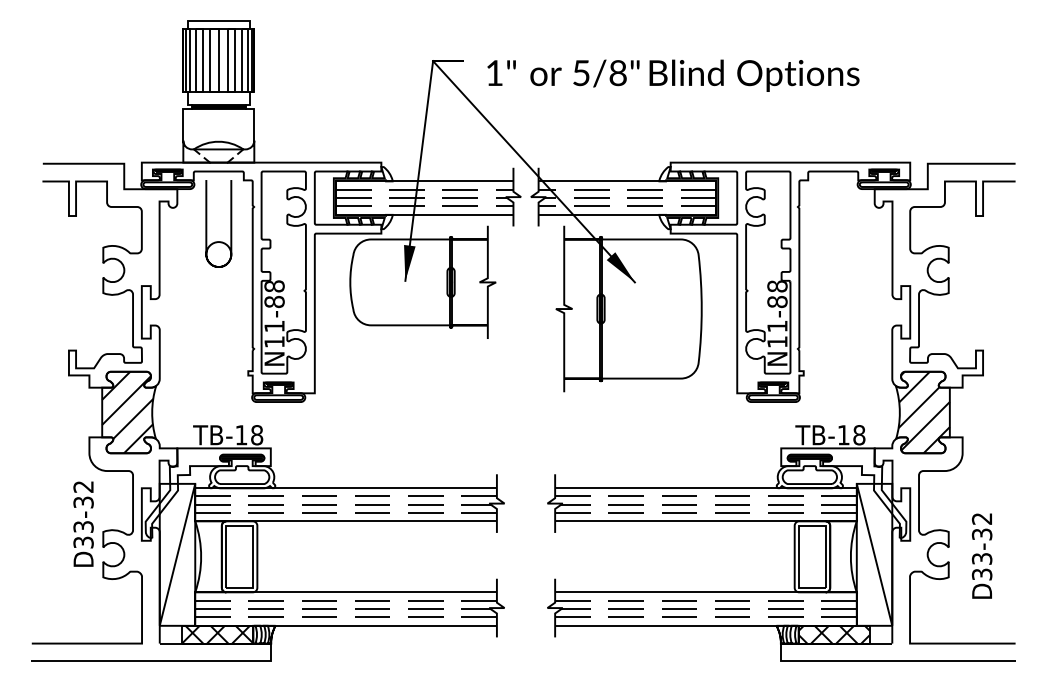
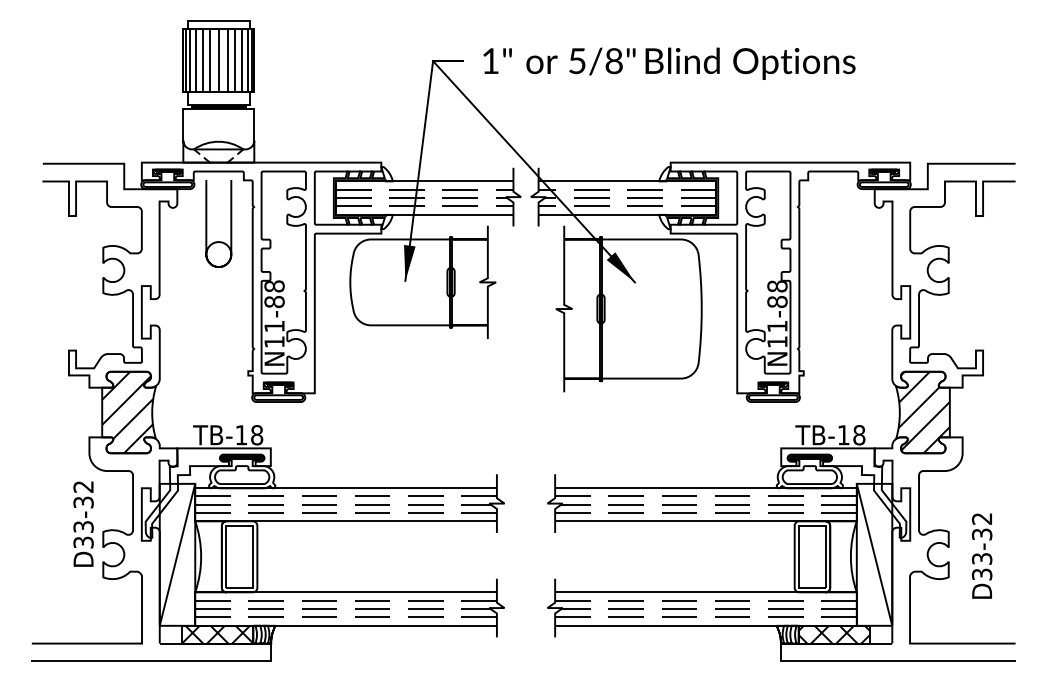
text position: (673, 75) -> (669, 63) (669, 63)
